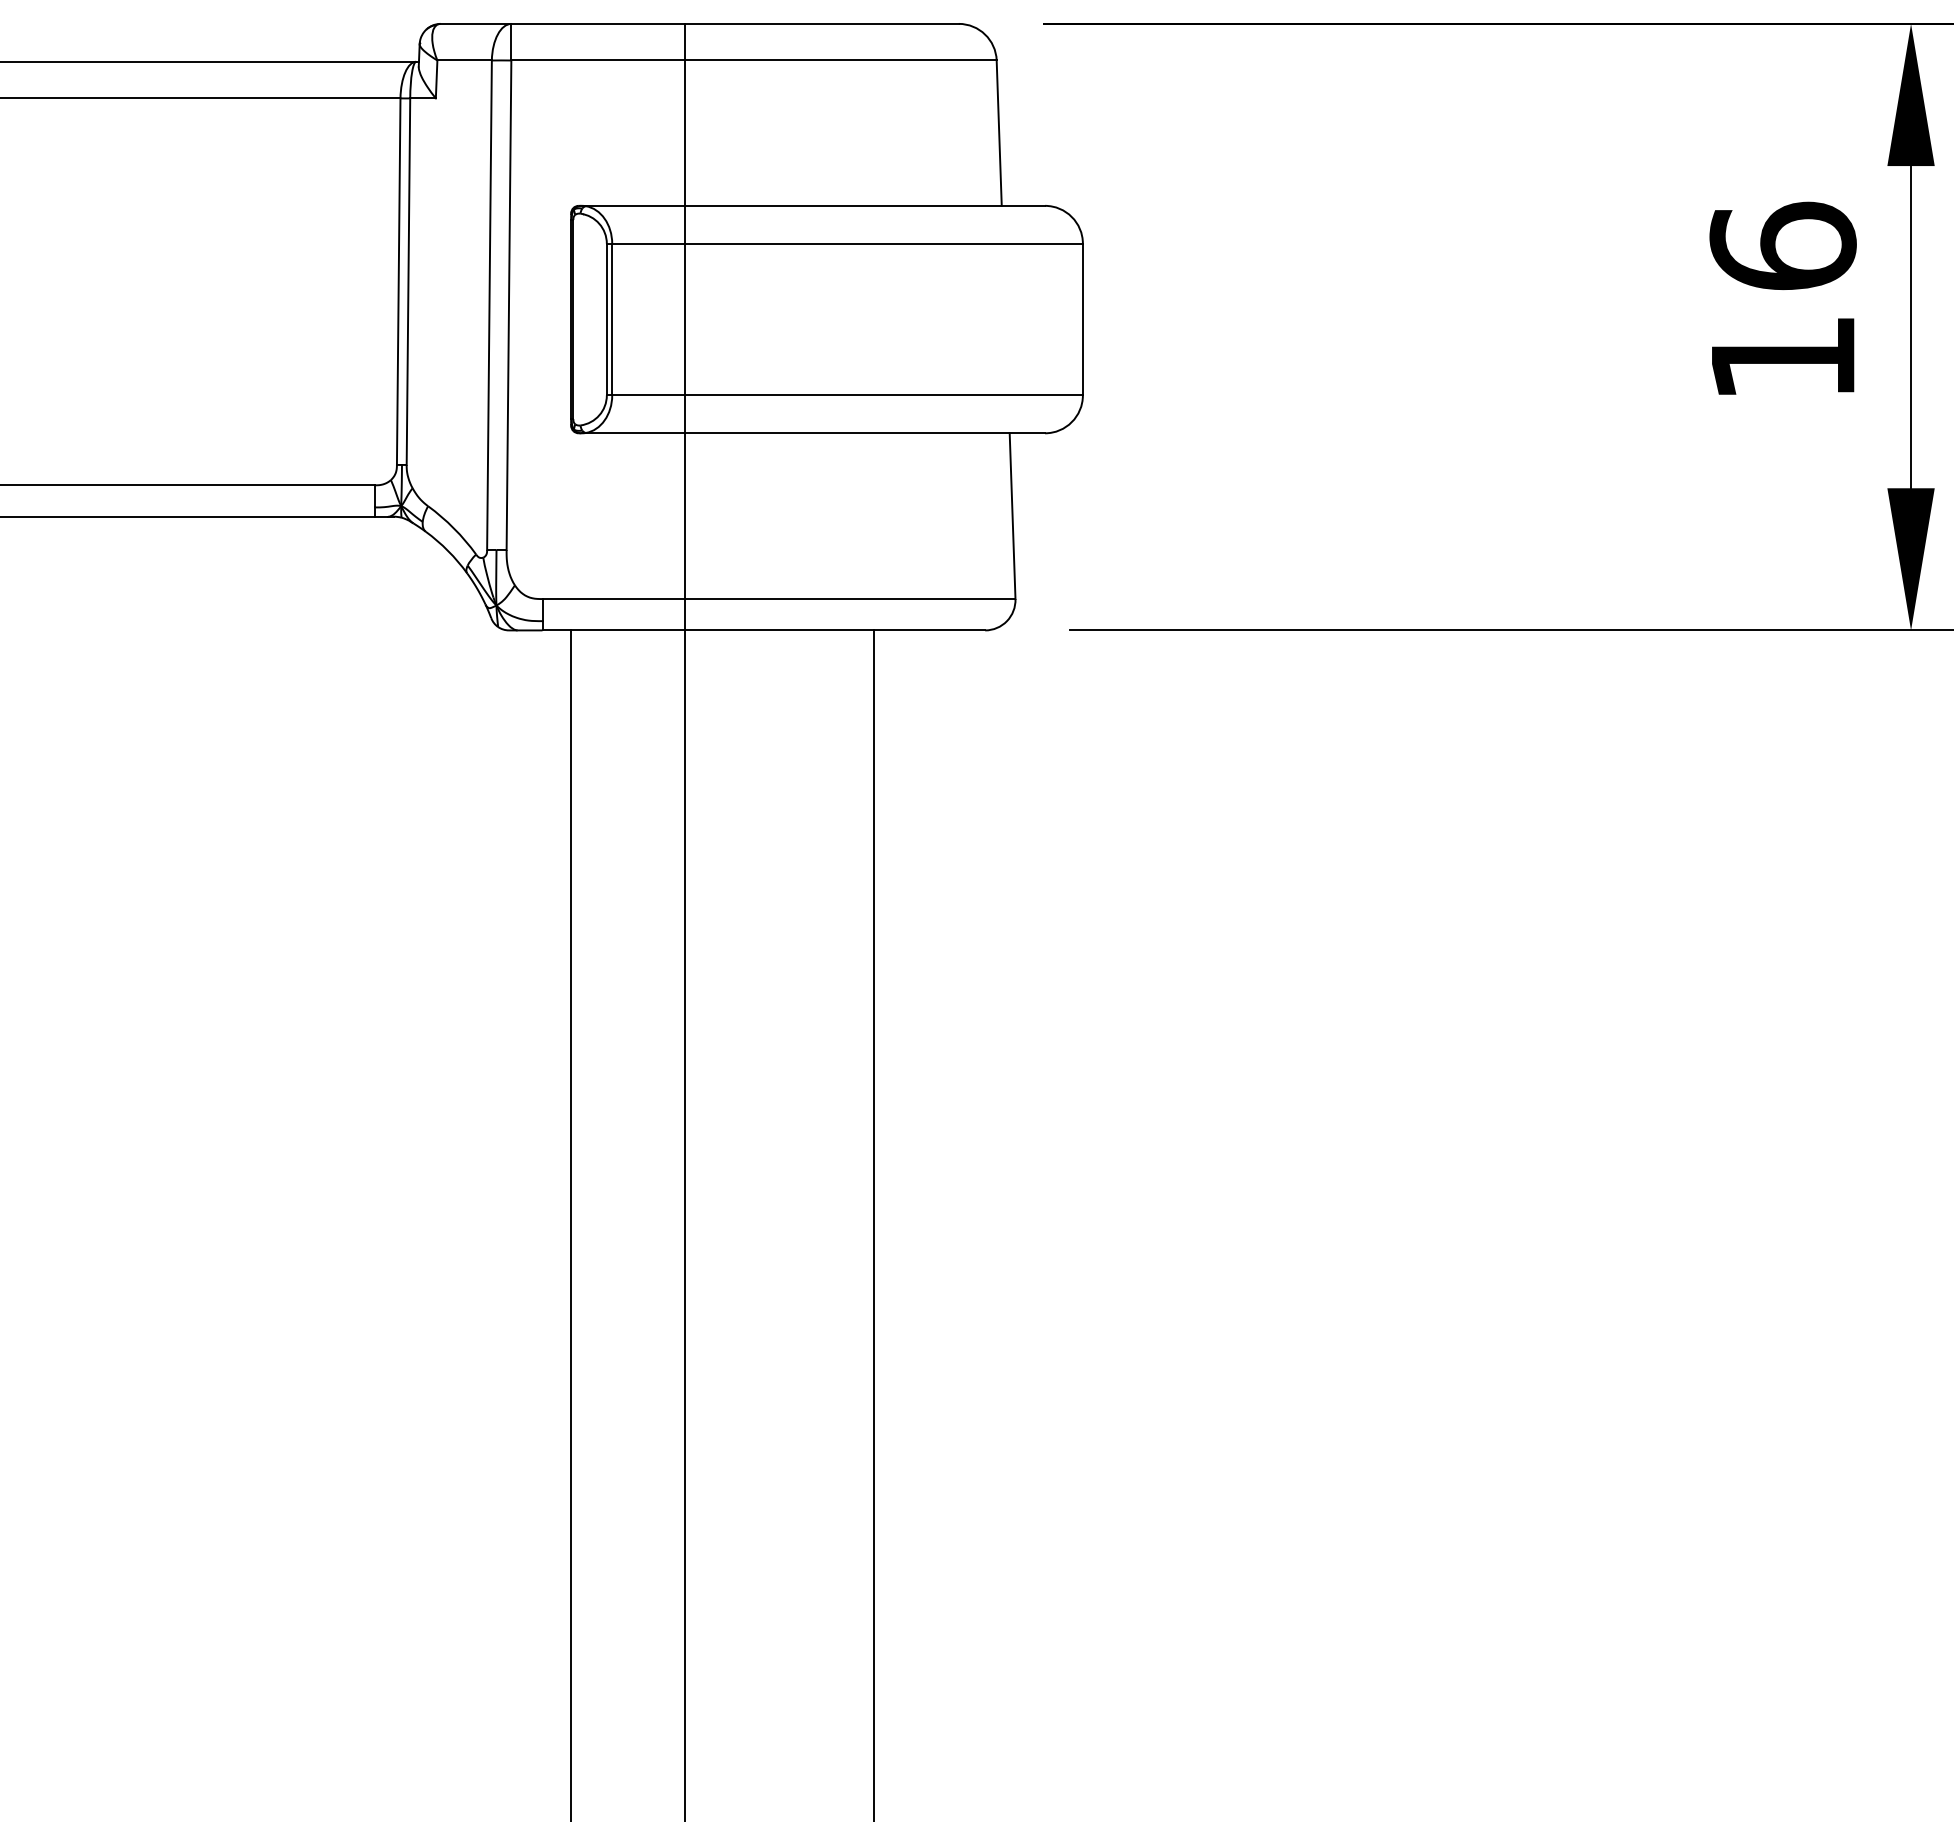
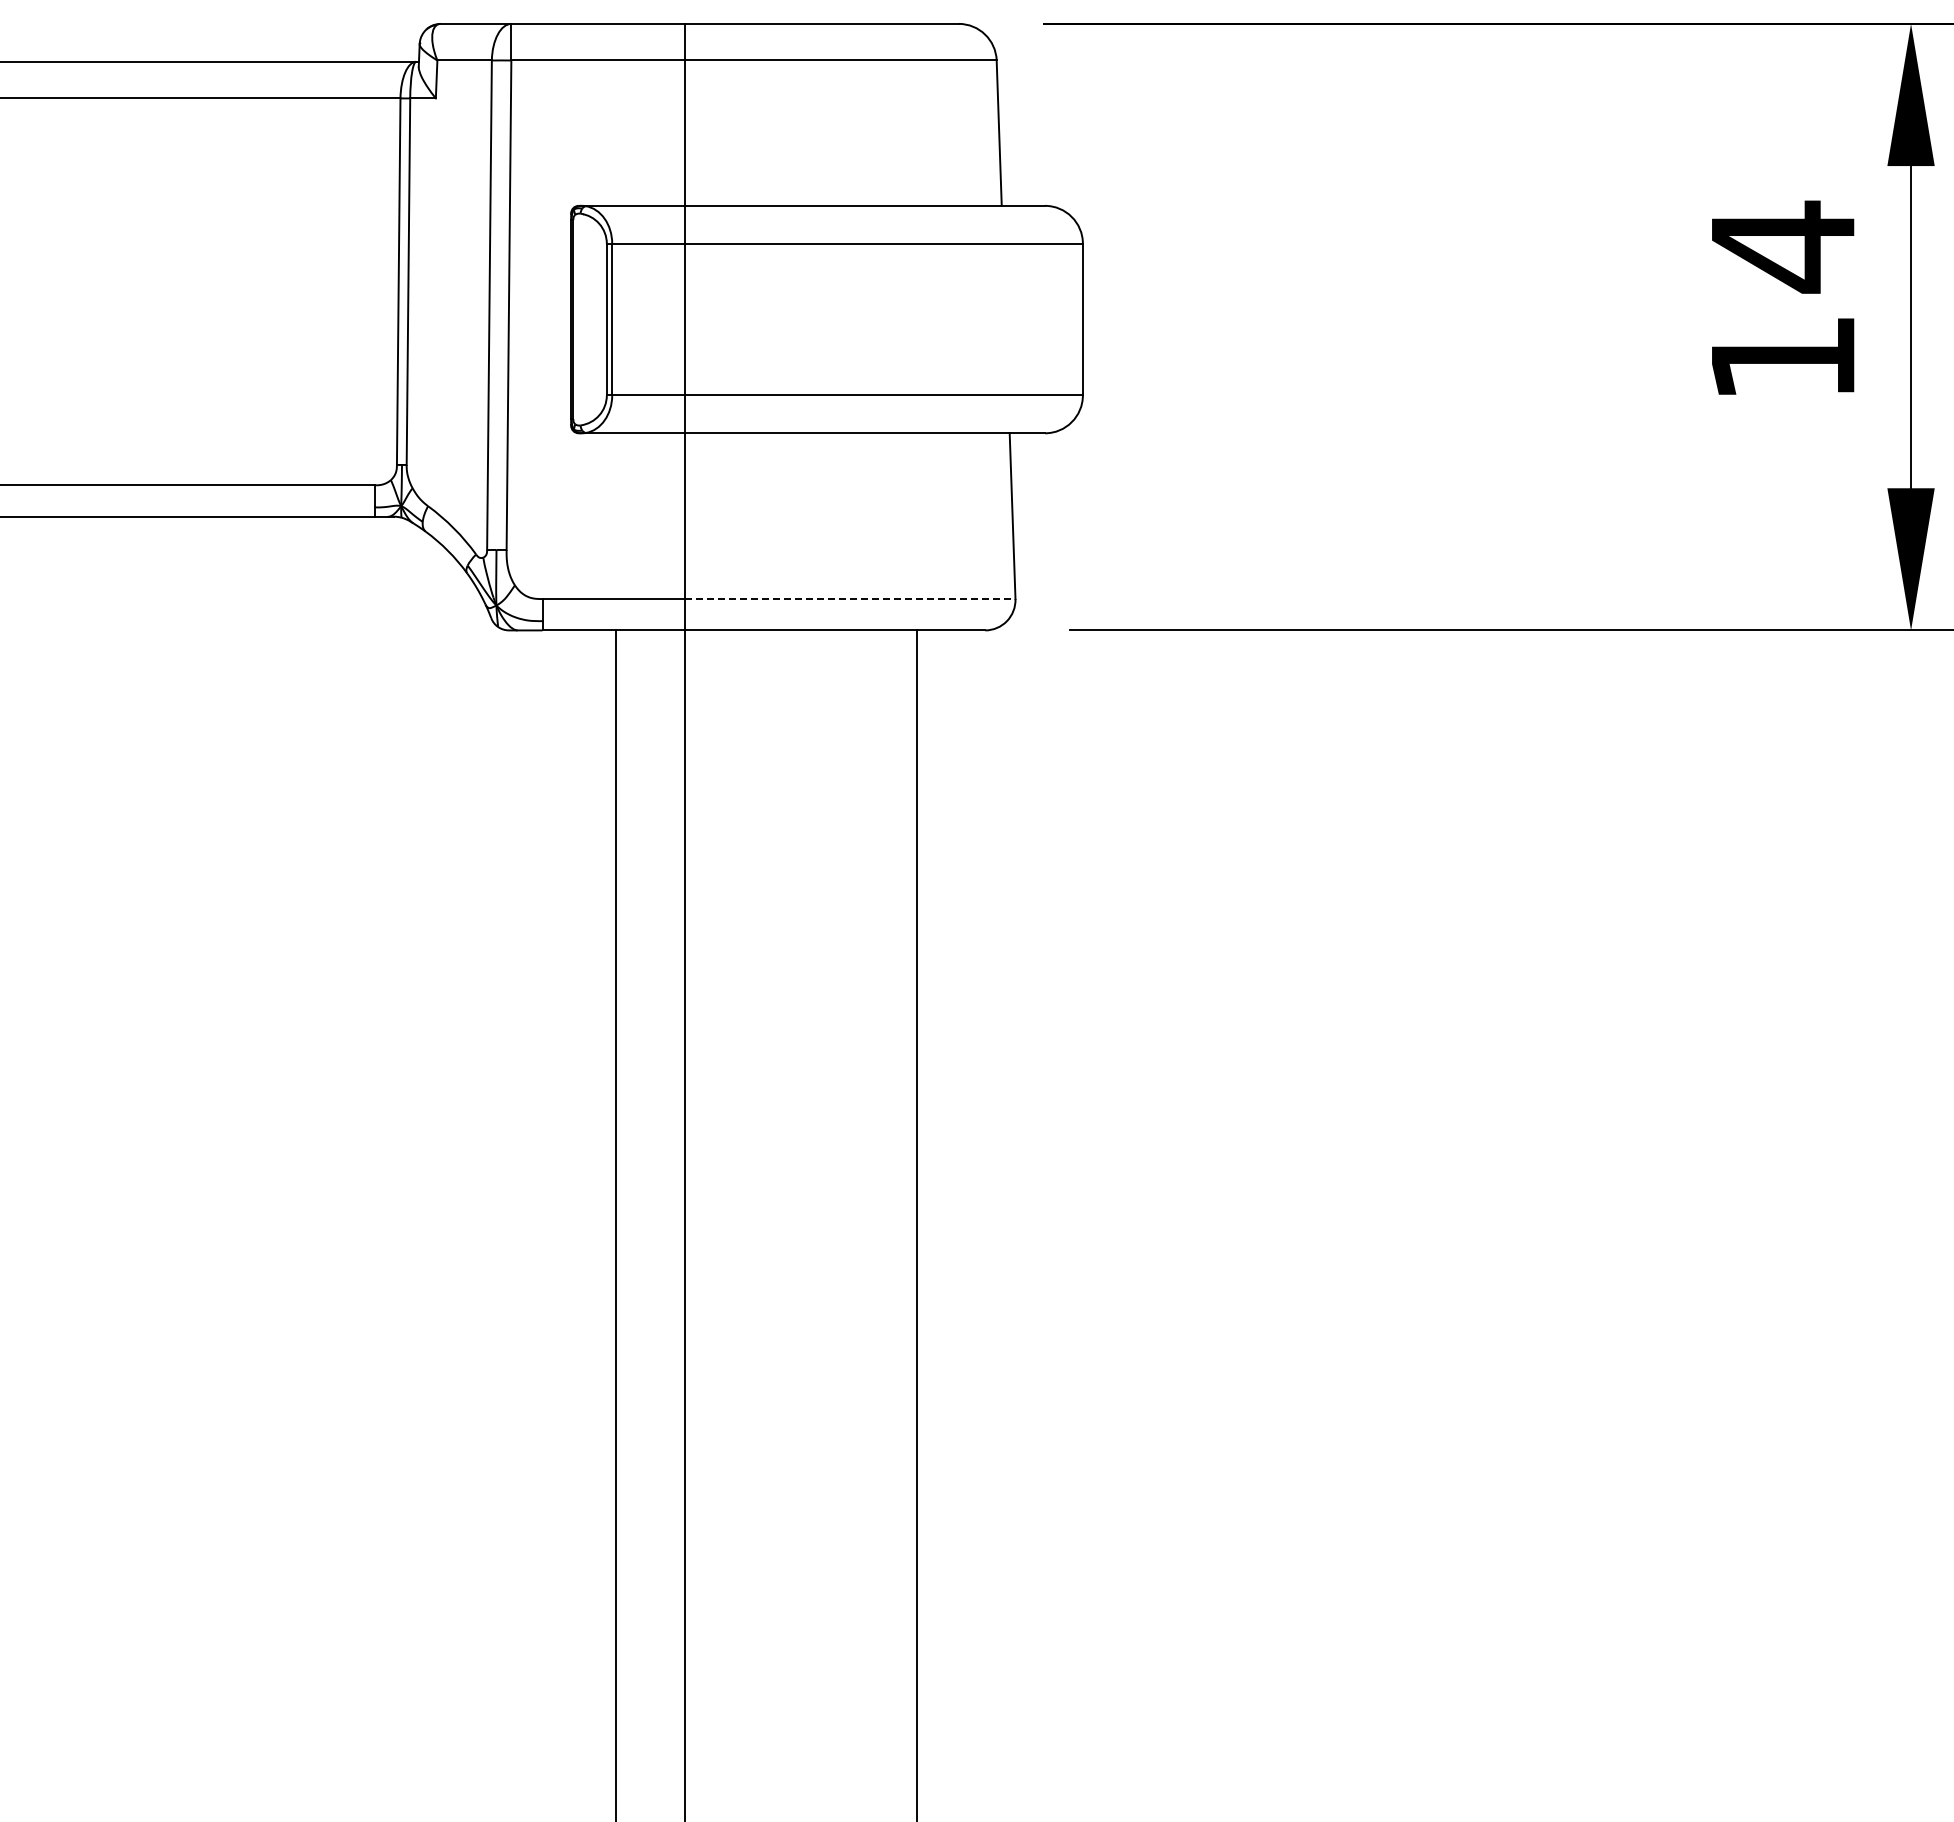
text: 16 -> 14 (1782, 246)
line: solid -> dashed (850, 599)
line position: (571, 1224) -> (616, 1224) (616, 1224)
line position: (874, 1224) -> (917, 1224) (917, 1224)
